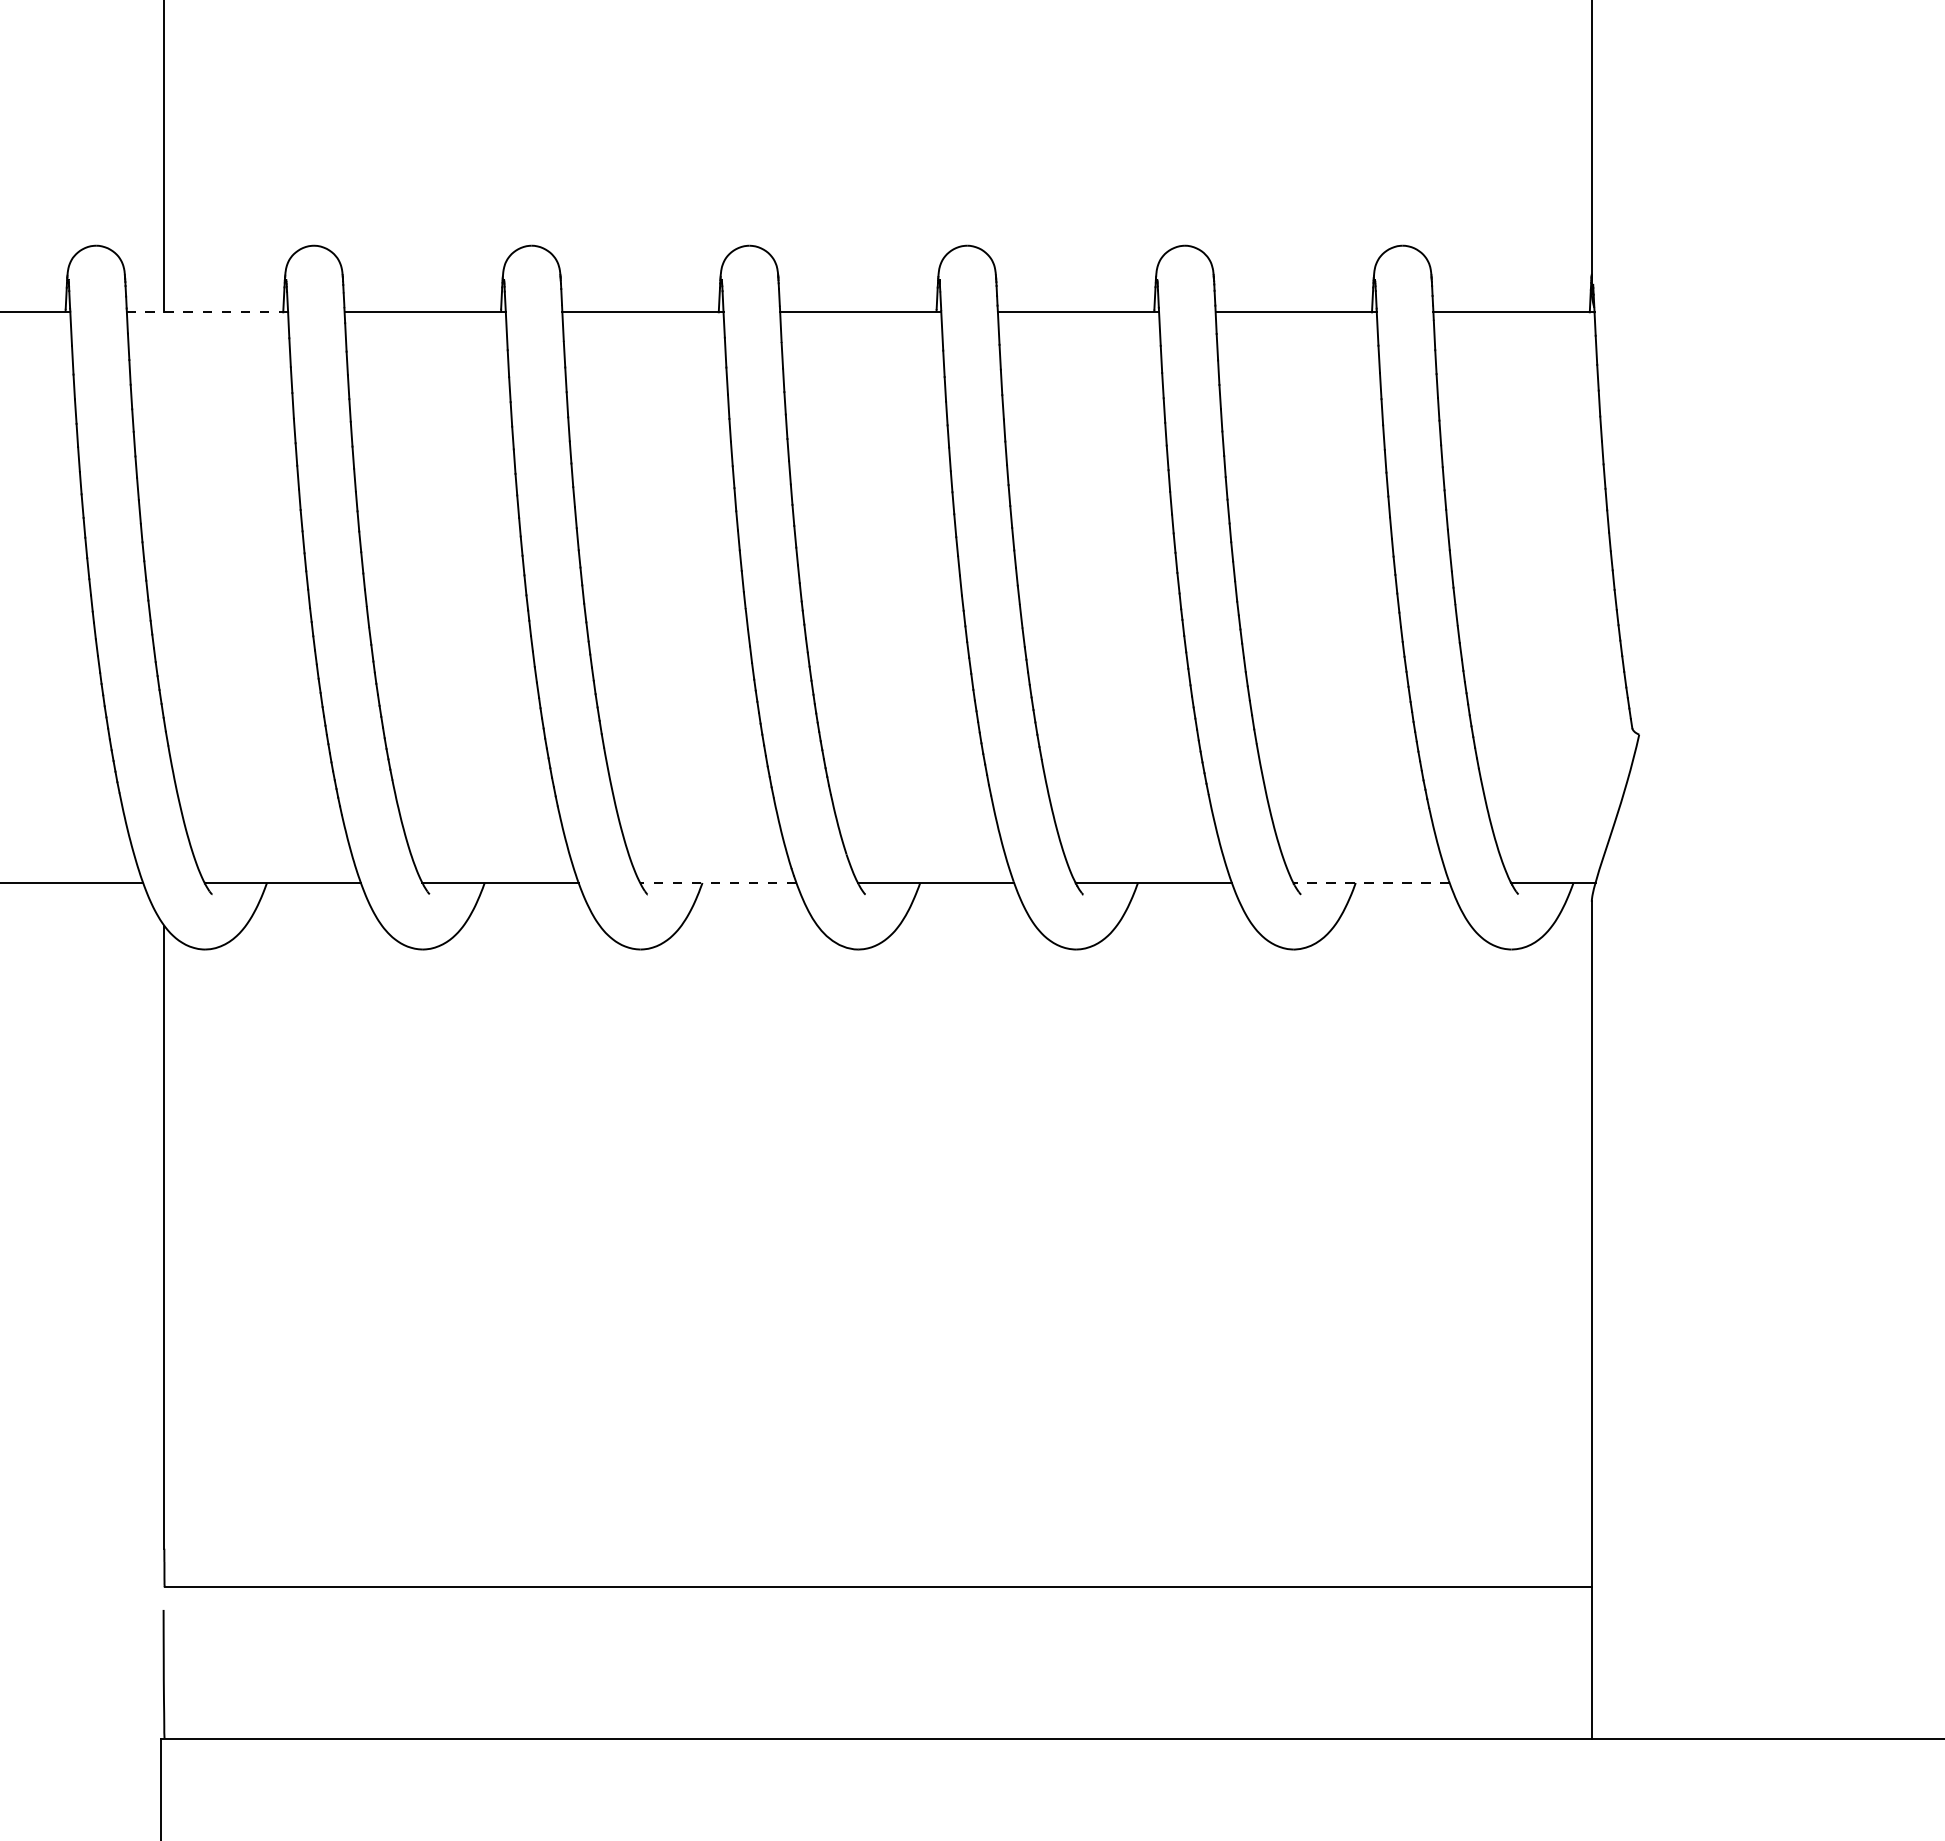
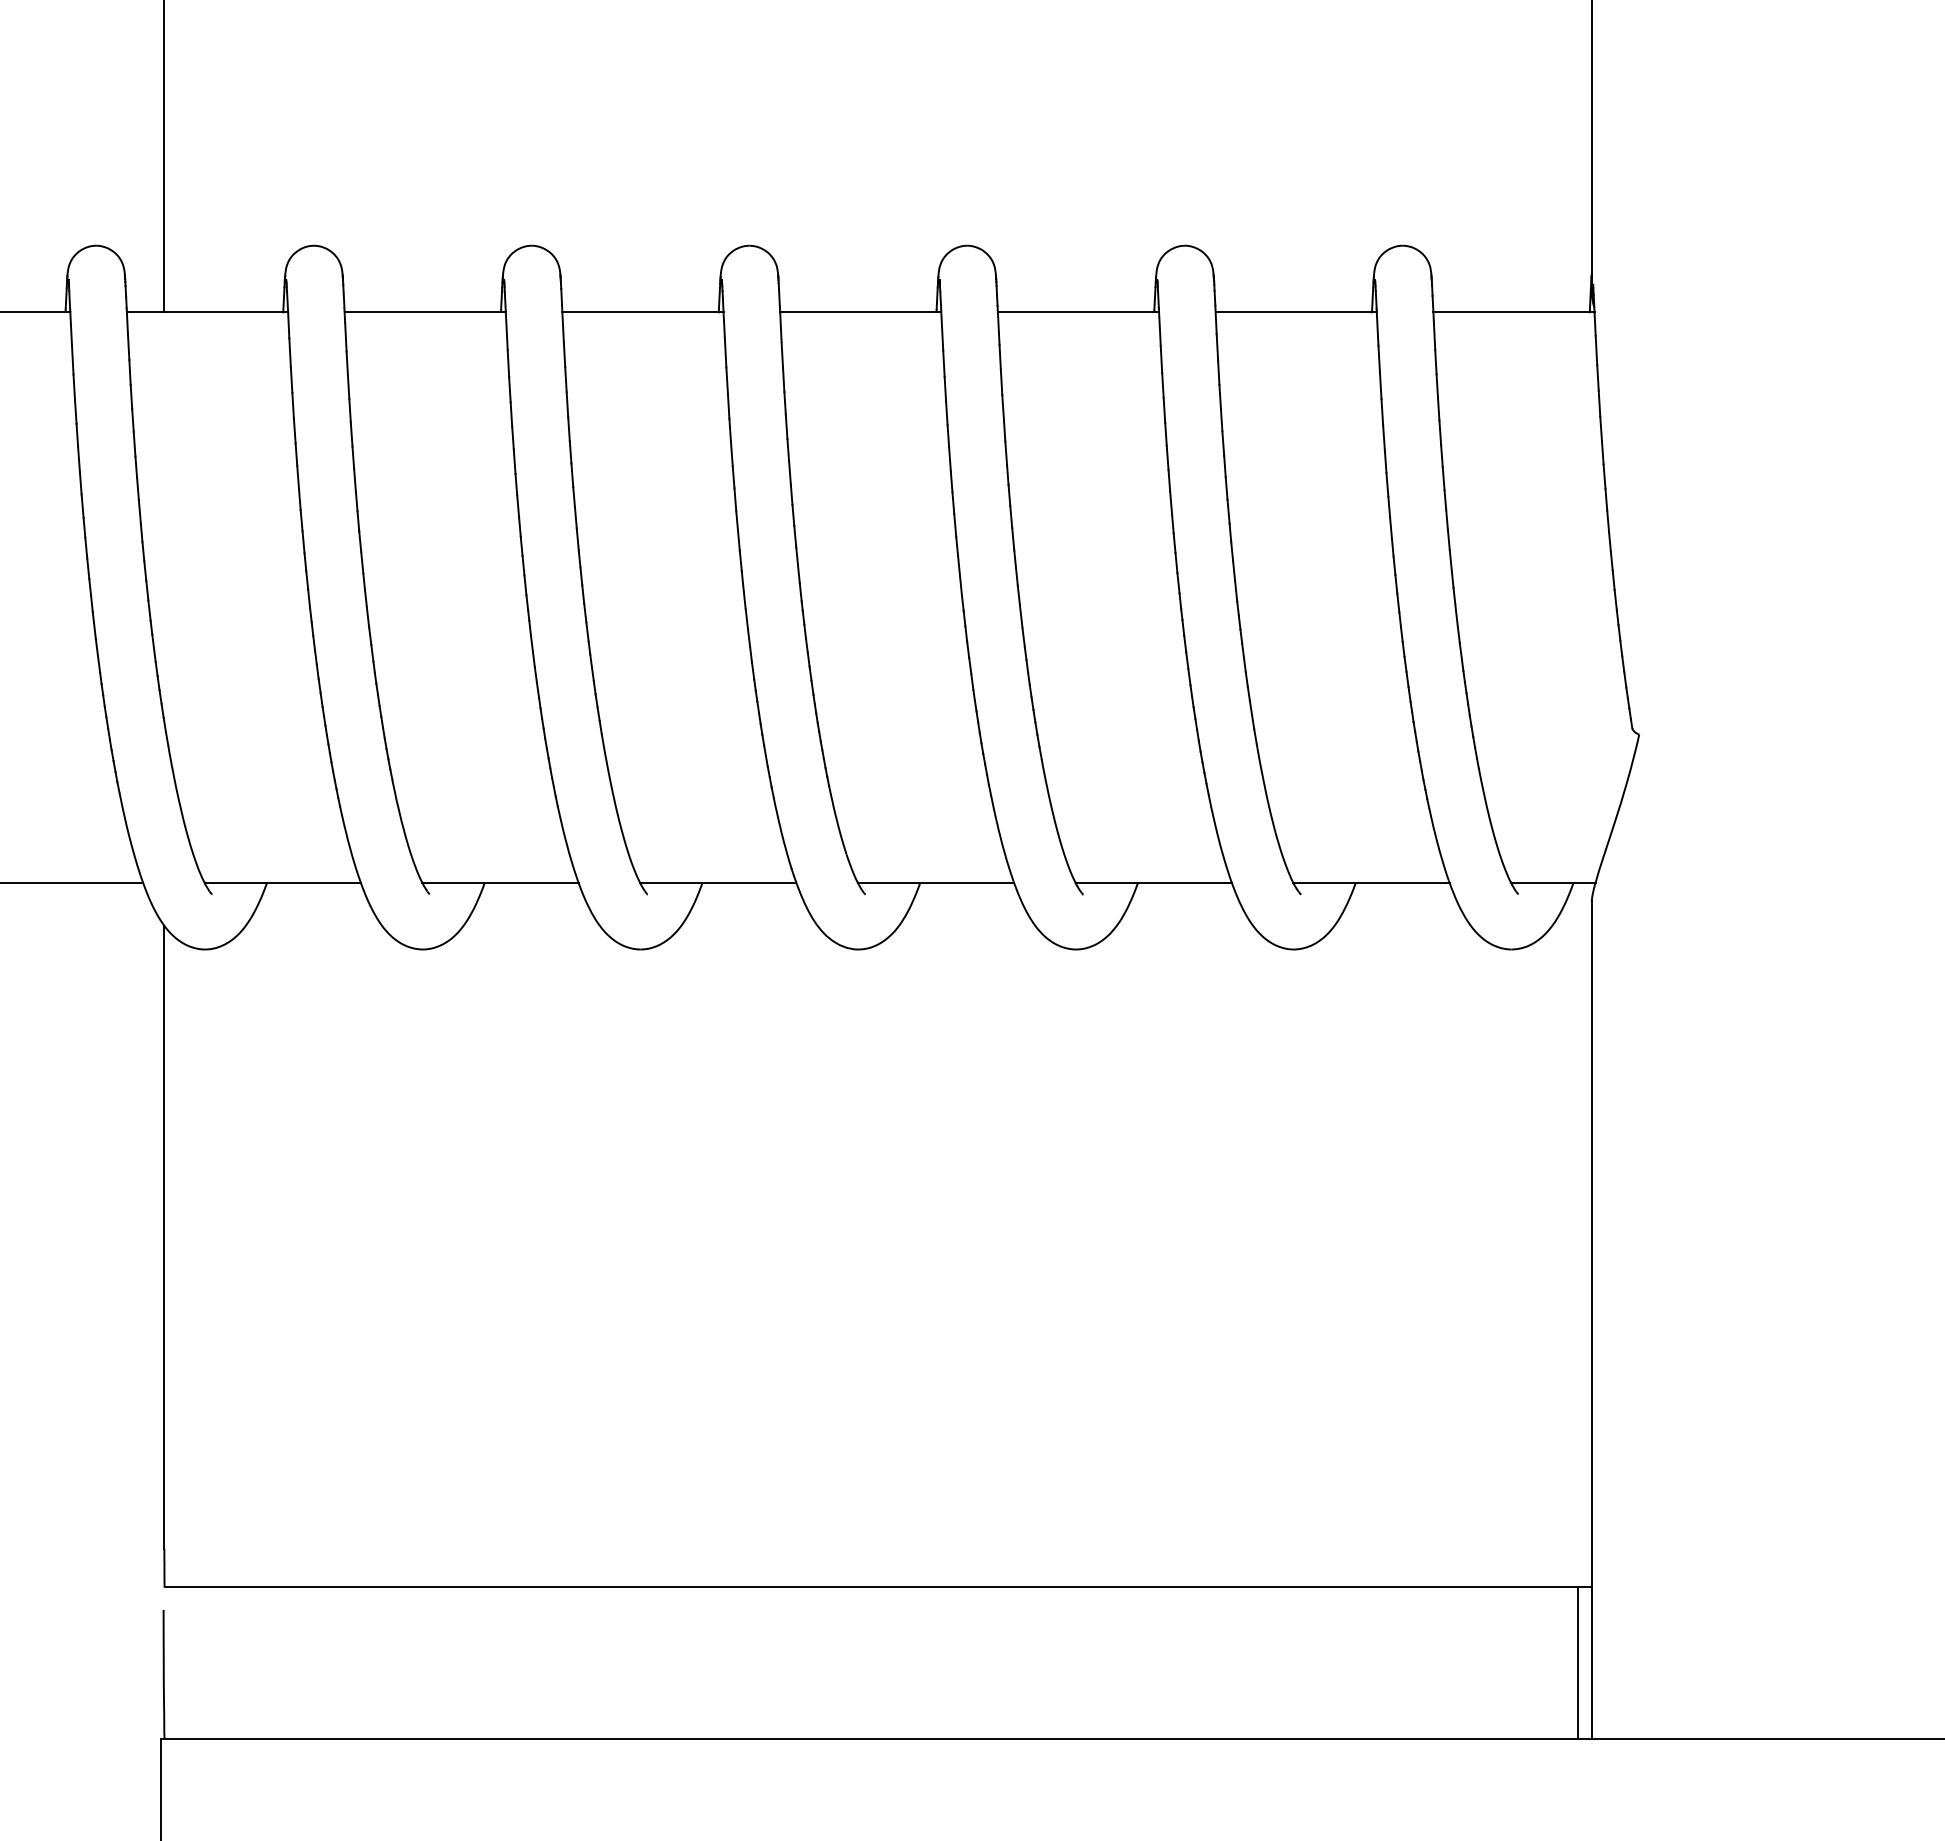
line: dashed -> solid (207, 312)
line: dashed -> solid (717, 882)
line: dashed -> solid (1371, 882)
line: none -> present (1577, 1662)
